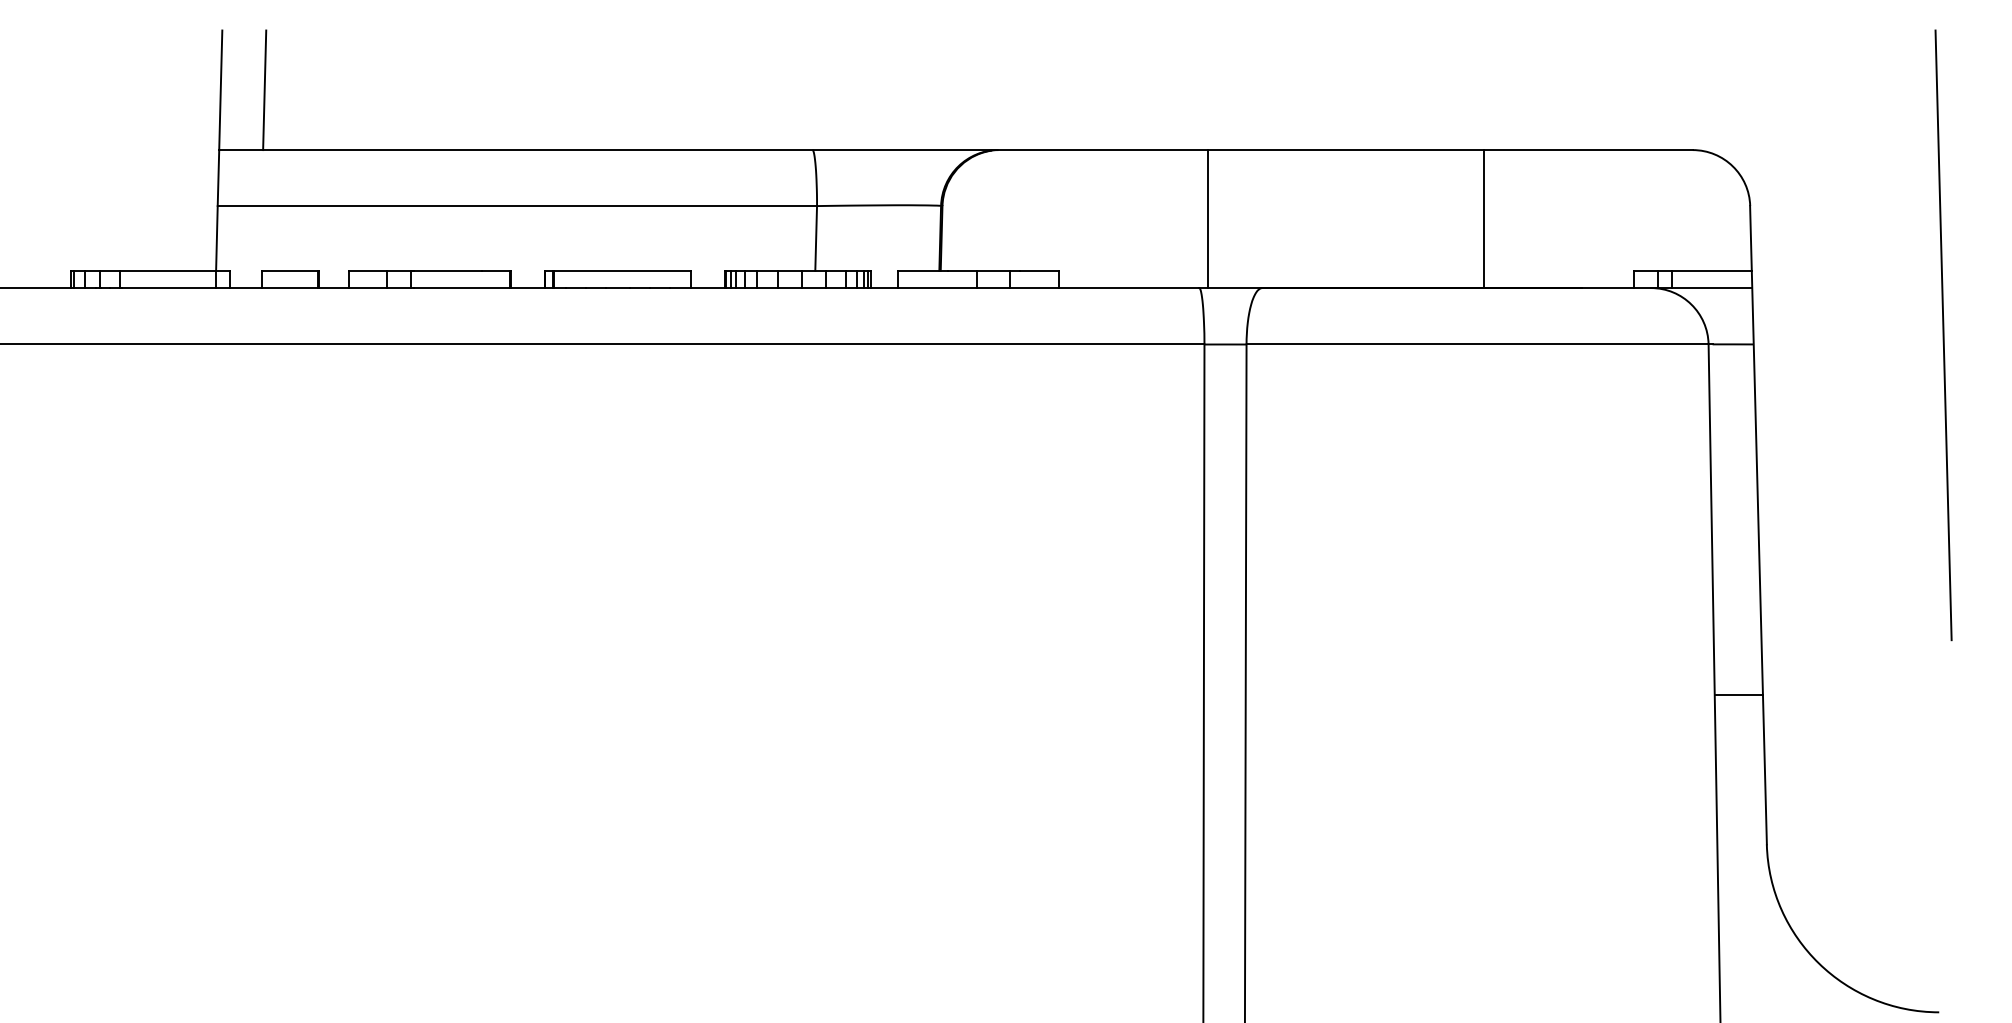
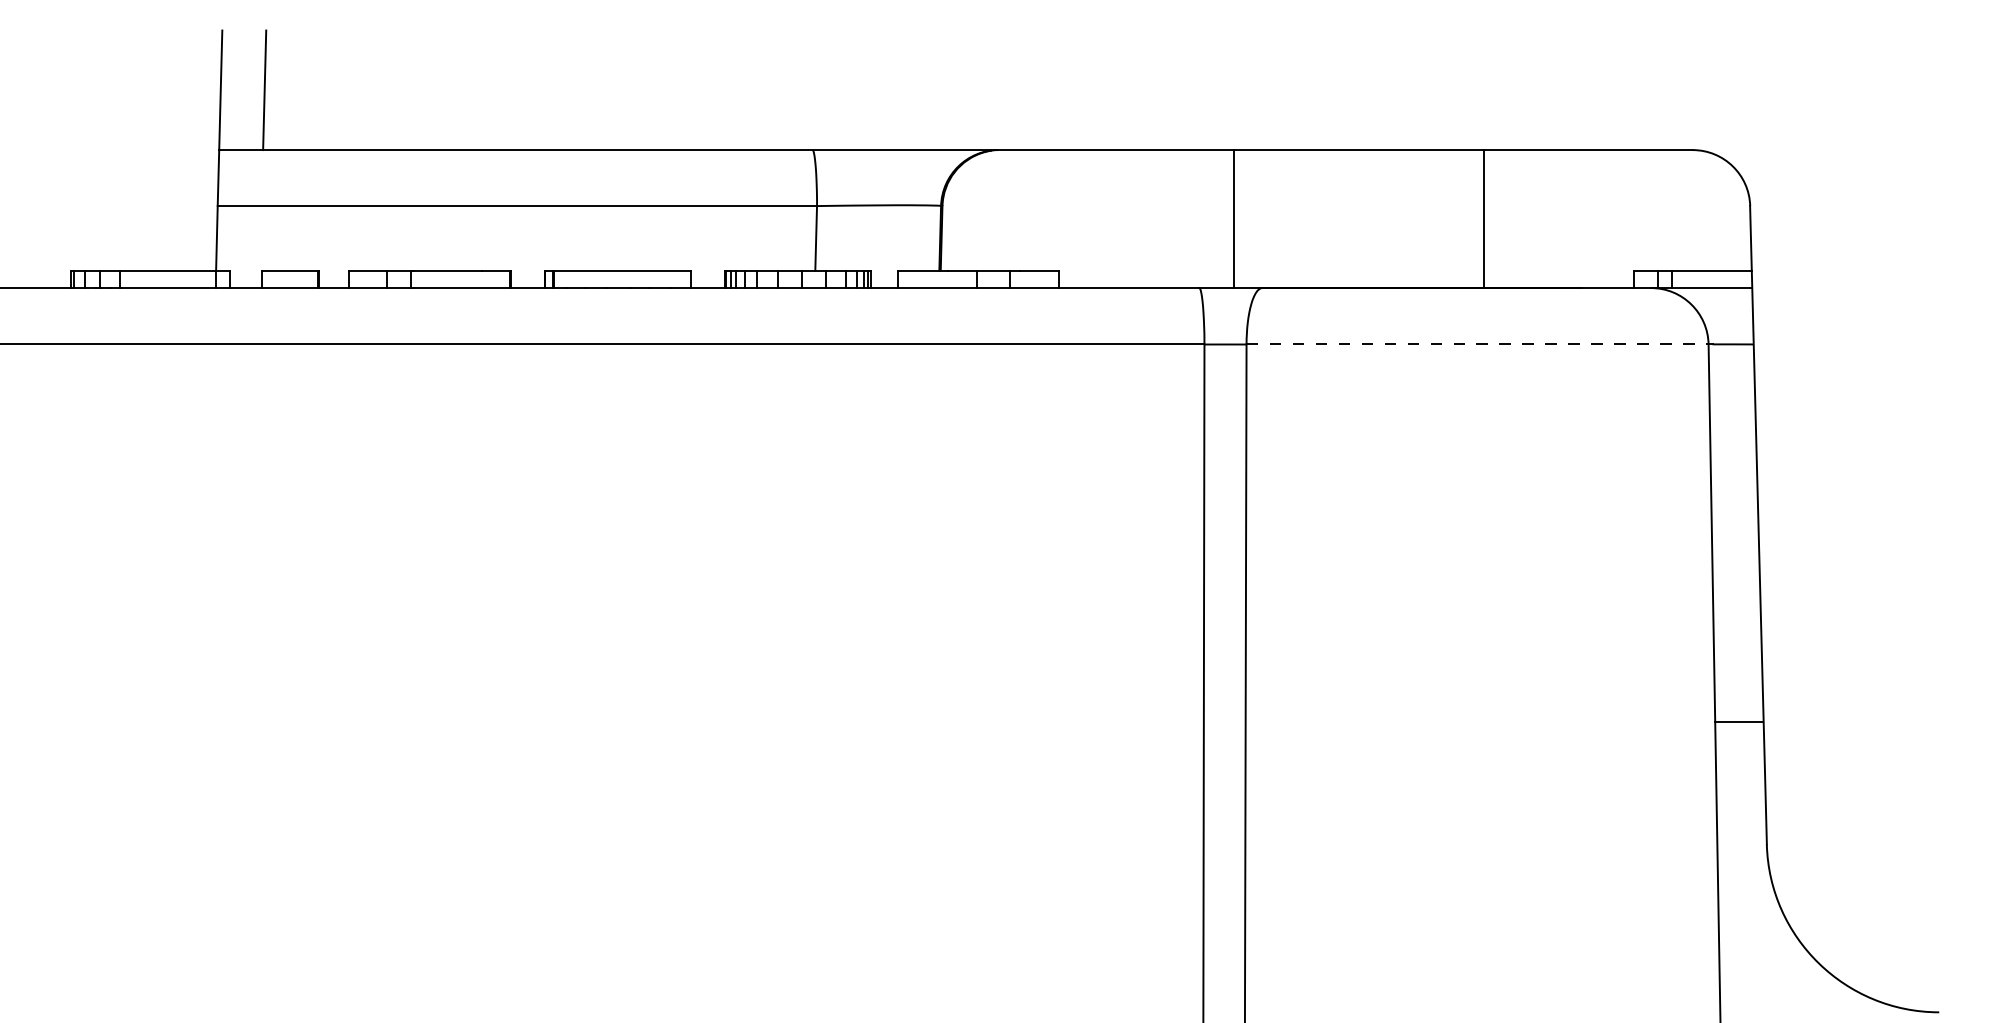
line position: (1208, 219) -> (1234, 219) (1234, 219)
line: present -> none (1943, 335)
line: solid -> dashed (1478, 344)
line position: (1738, 694) -> (1738, 721) (1738, 721)
